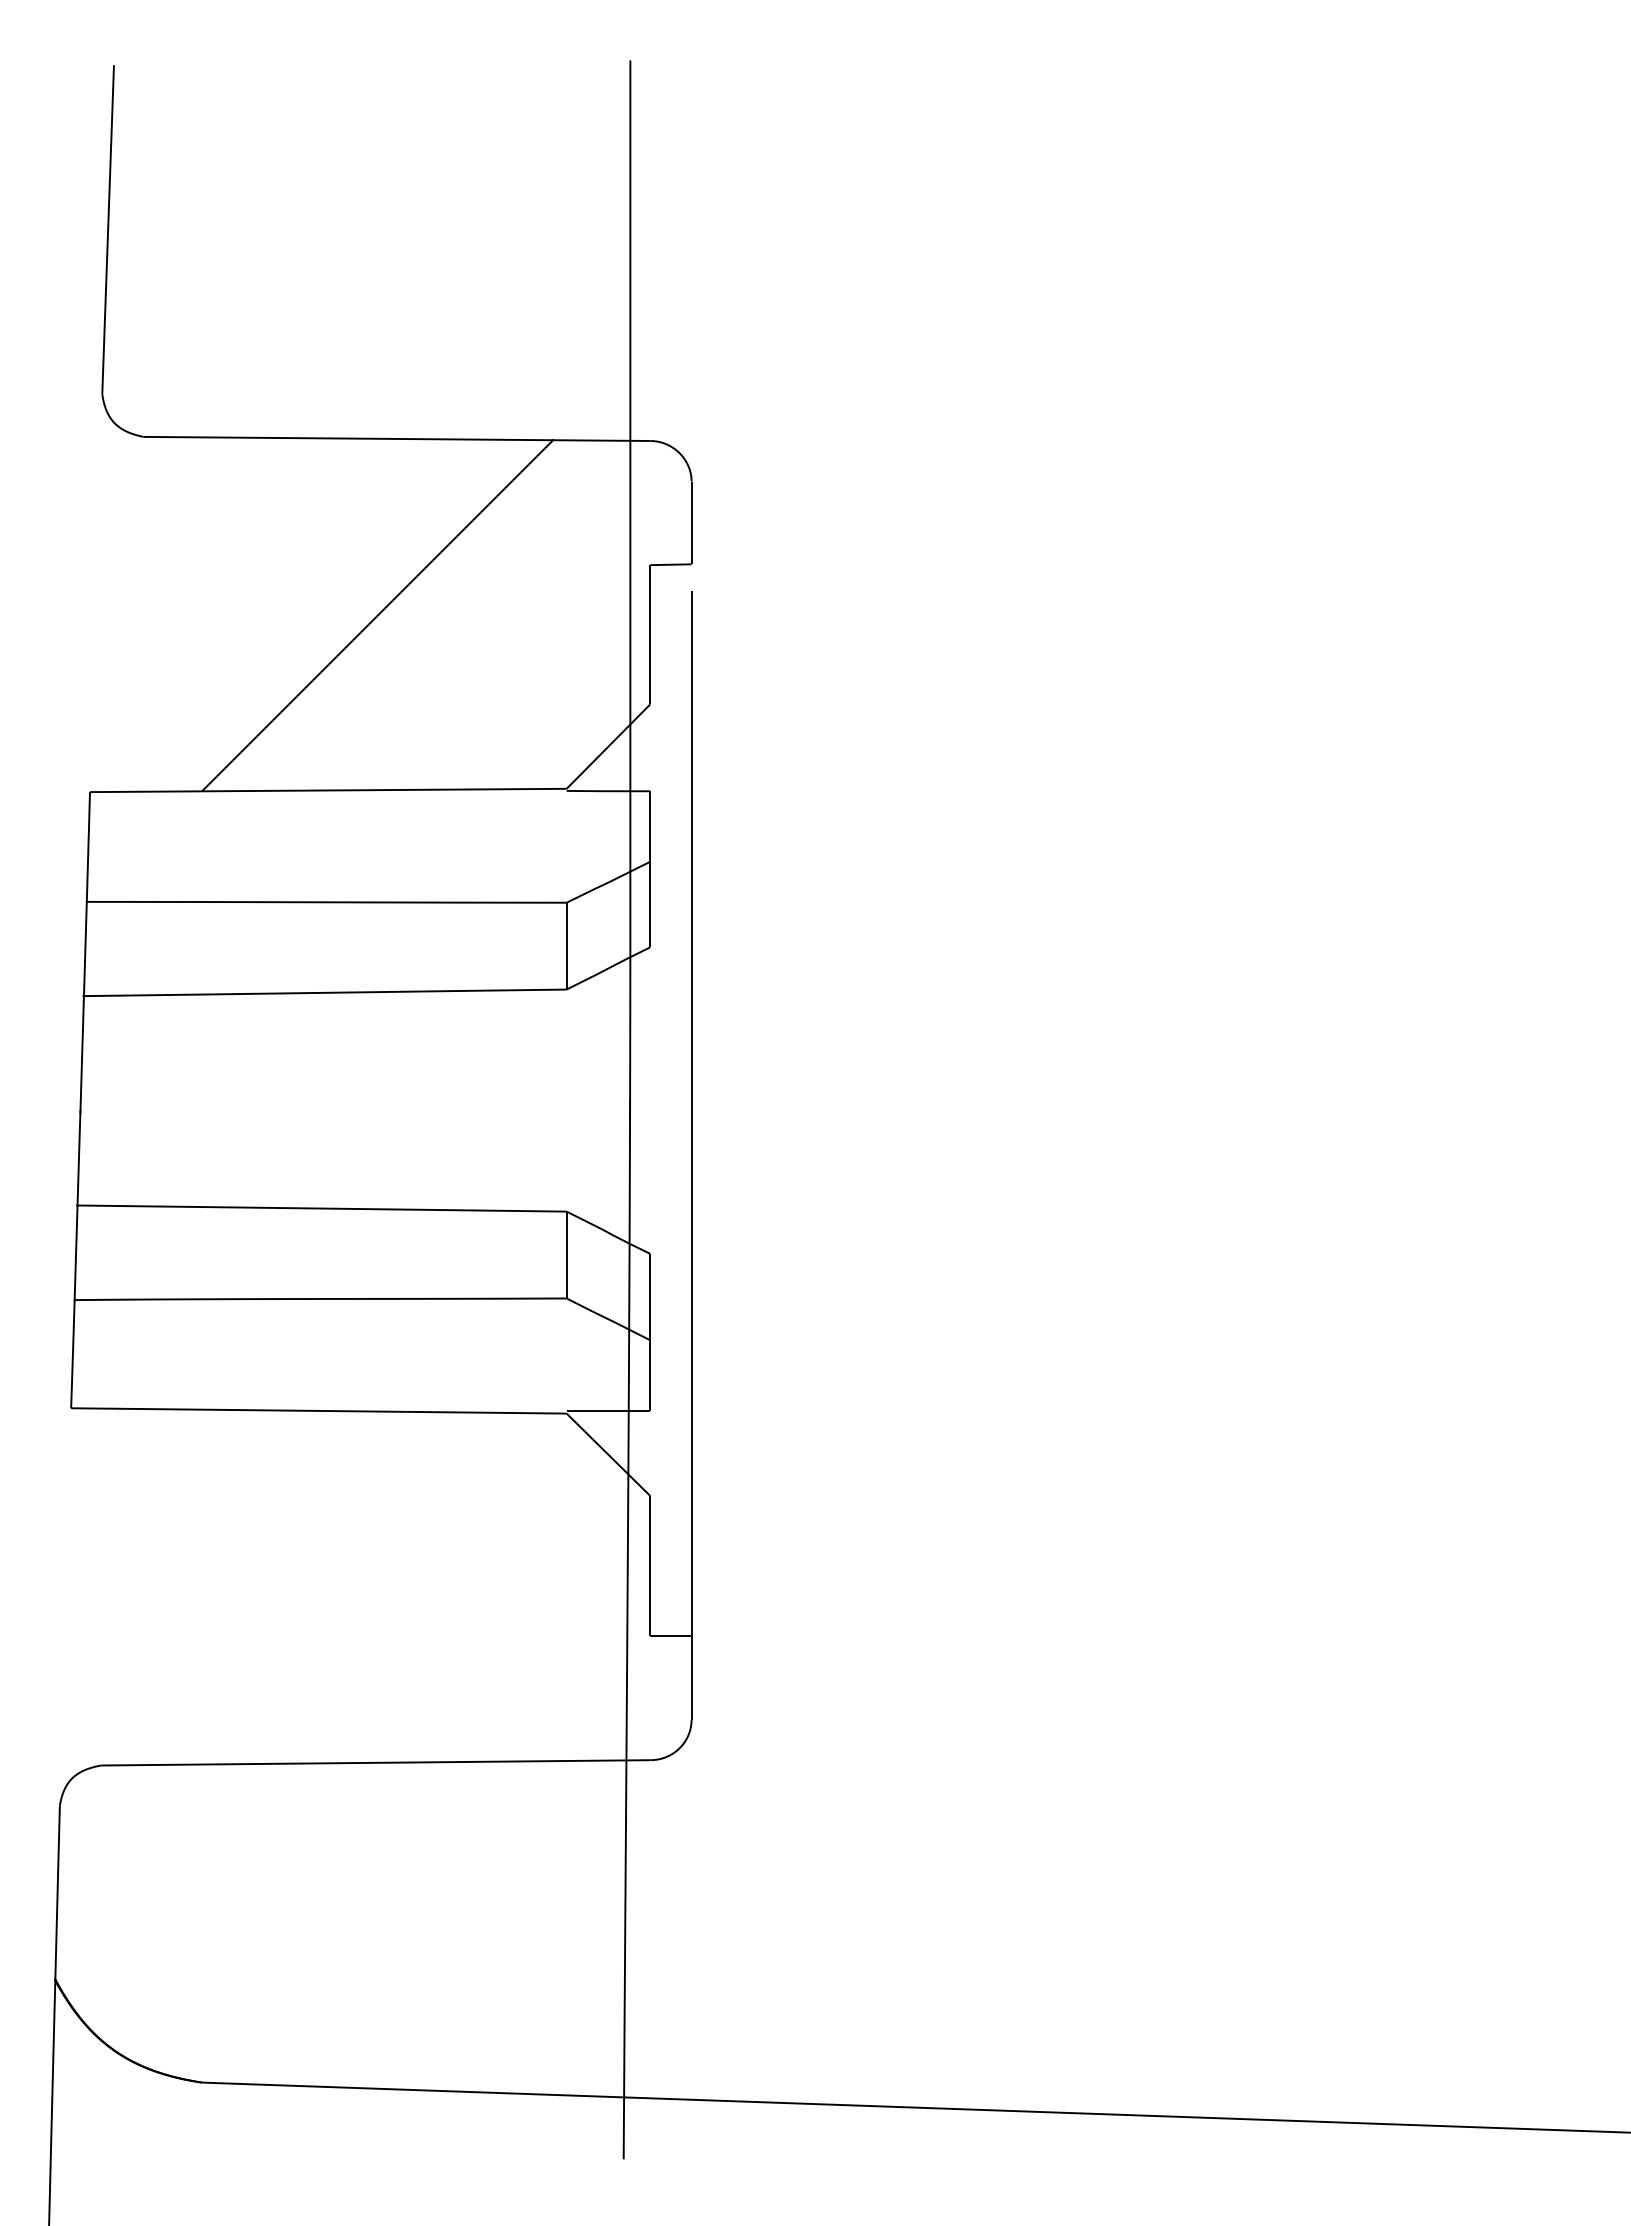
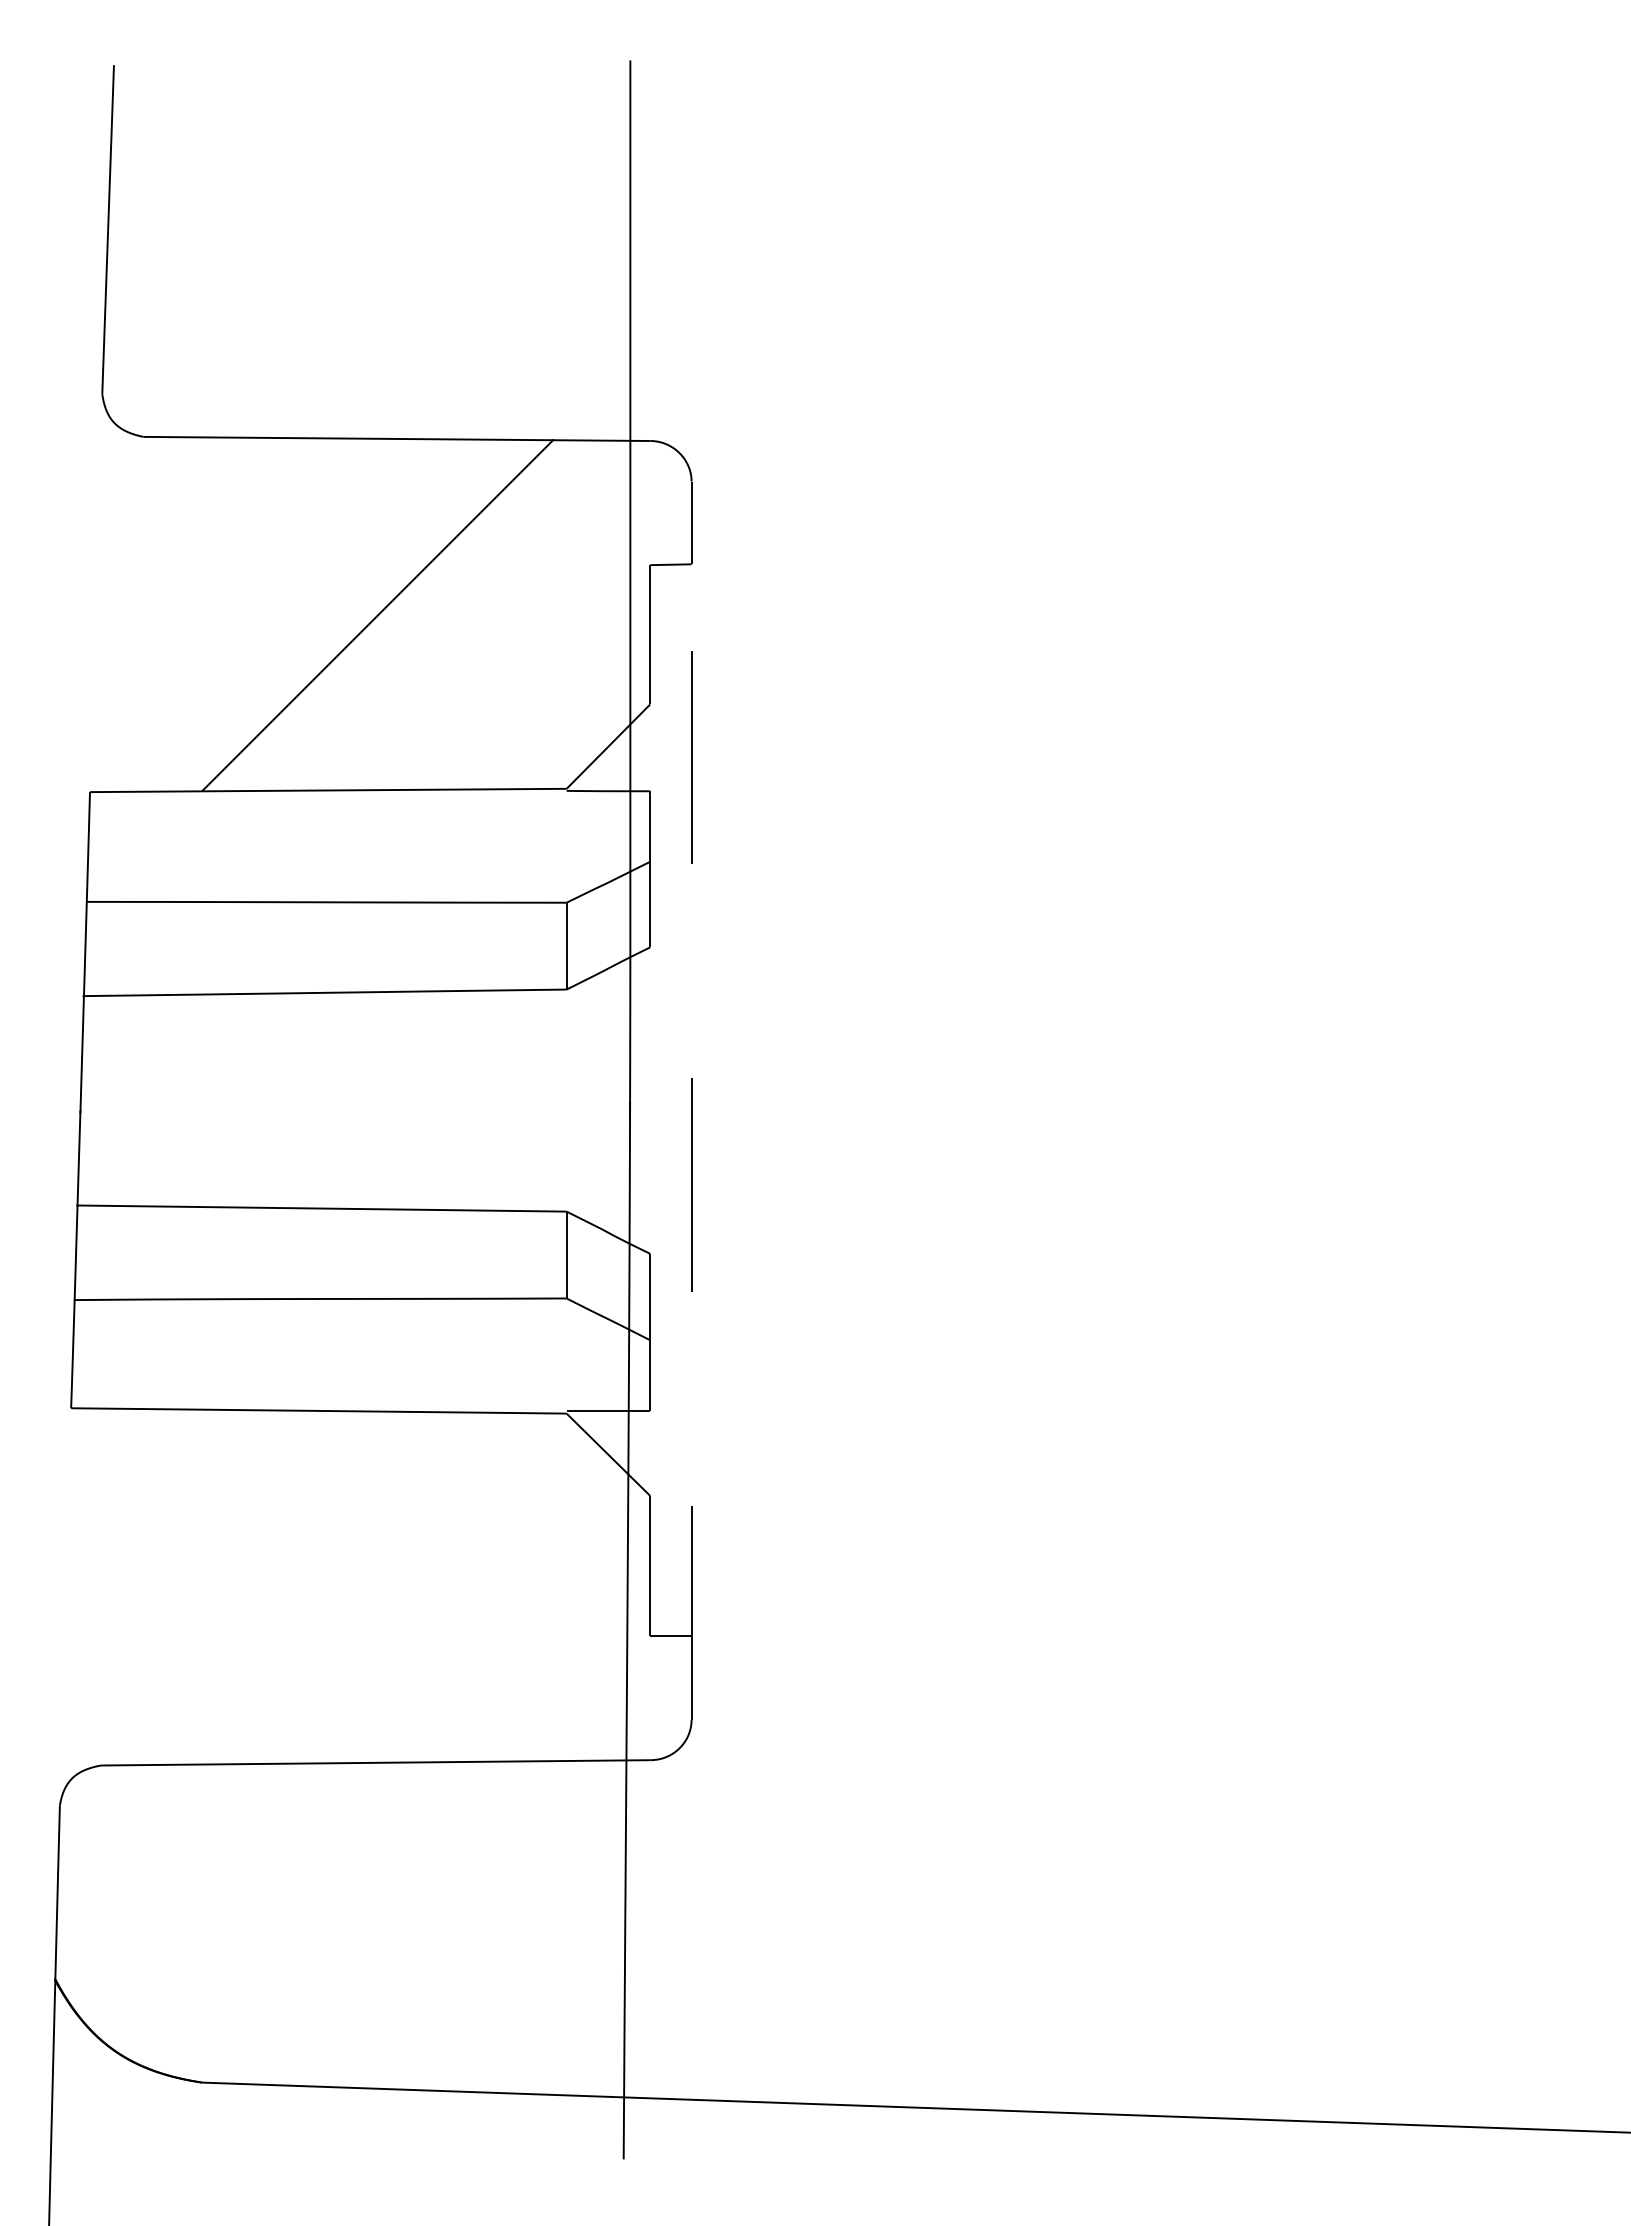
line: solid -> dashed (691, 1154)
